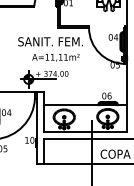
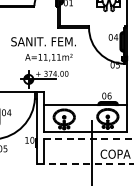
text position: (50, 49) -> (43, 49) (43, 49)
line: solid -> dashed (88, 139)
line: solid -> dashed (85, 163)
